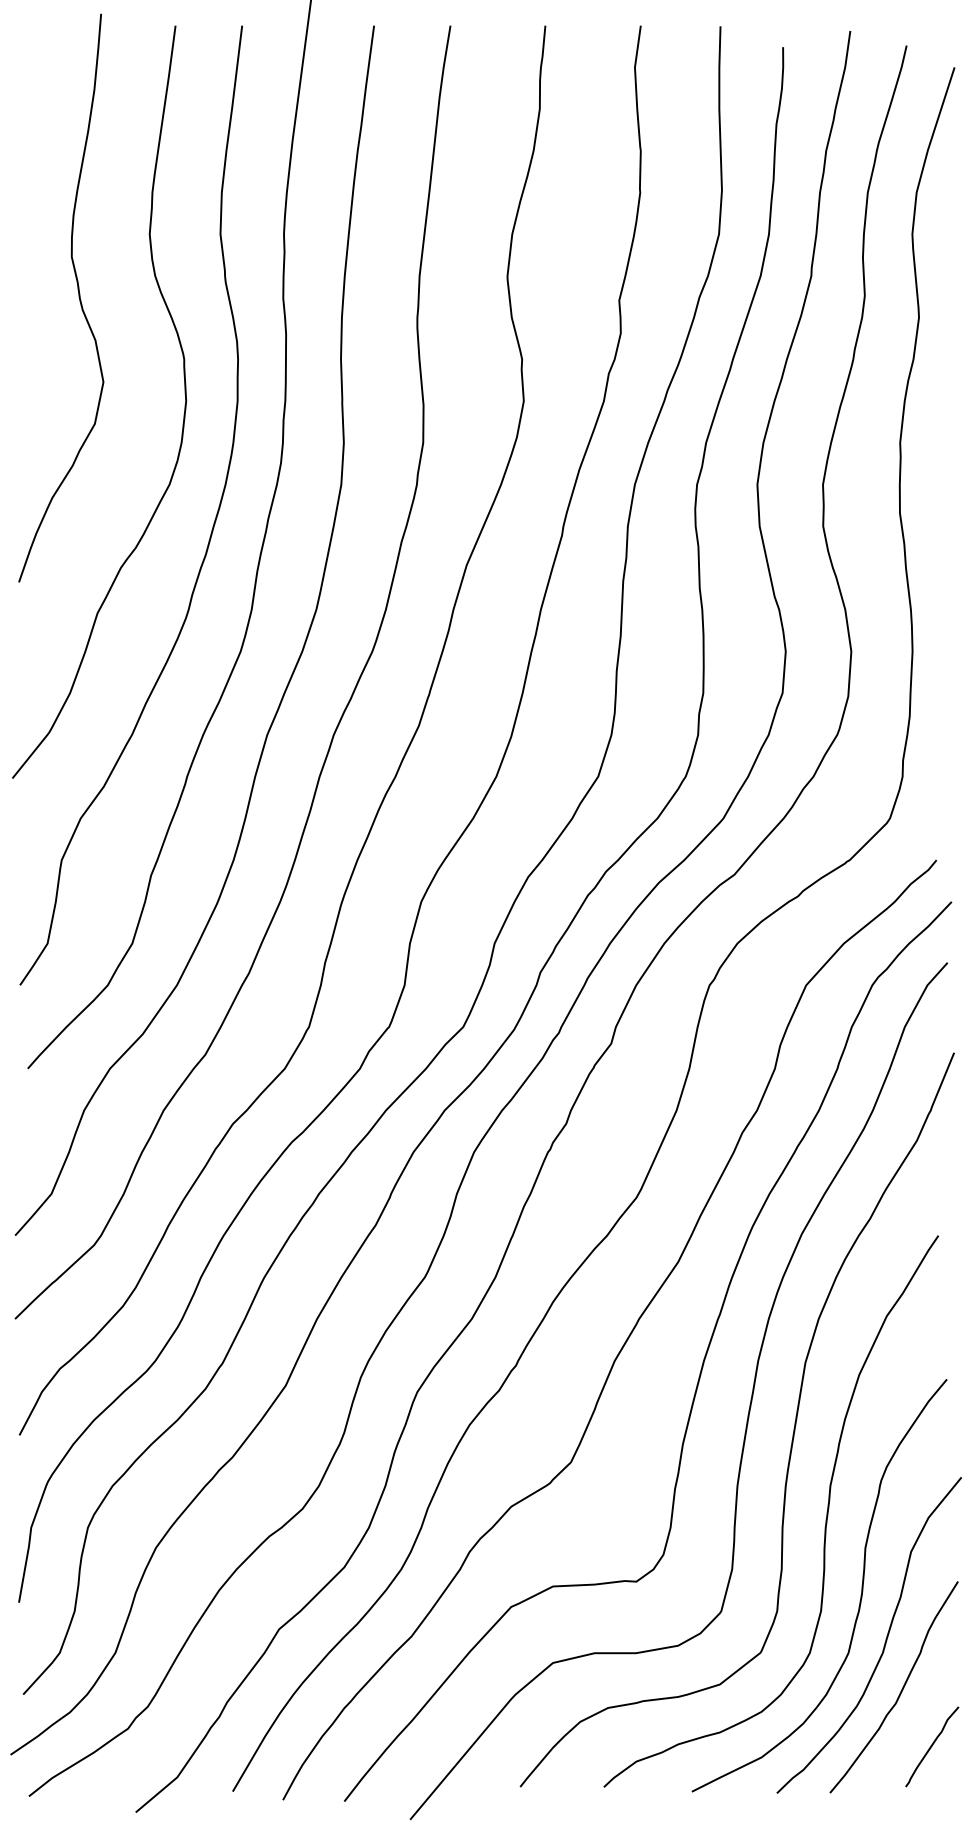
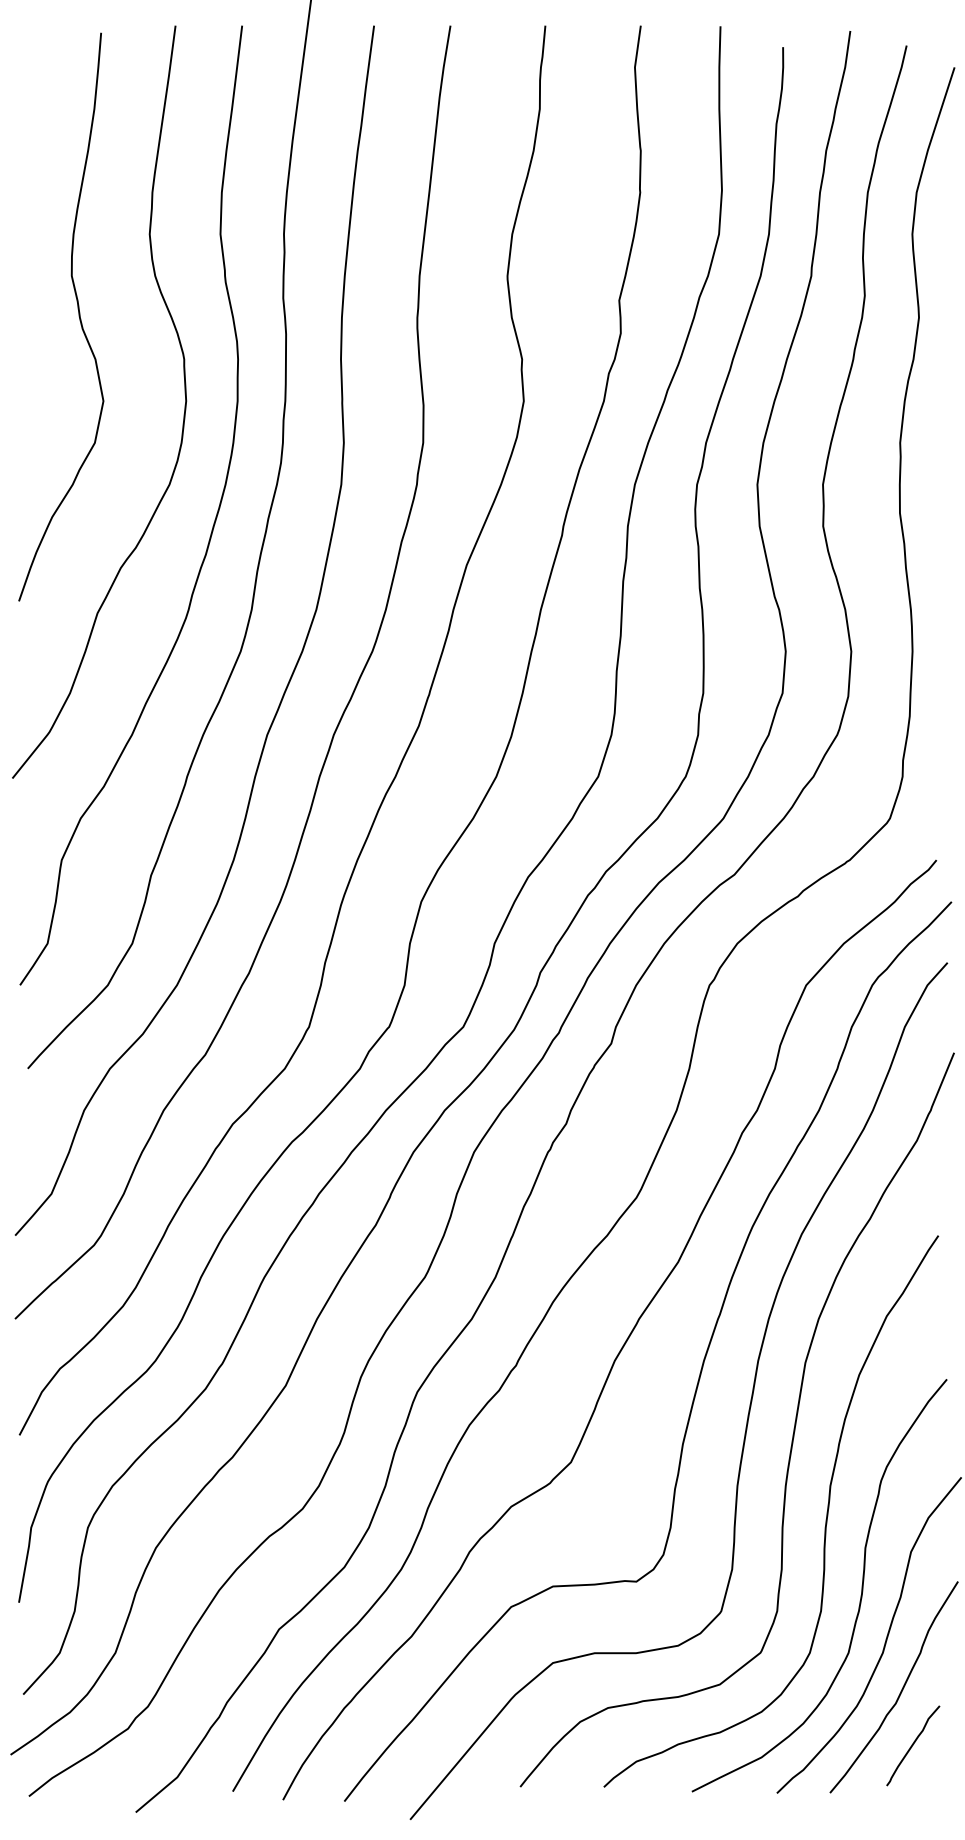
curve position: (78, 297) -> (78, 316) (78, 316)
curve position: (932, 1746) -> (913, 1745) (913, 1745)
